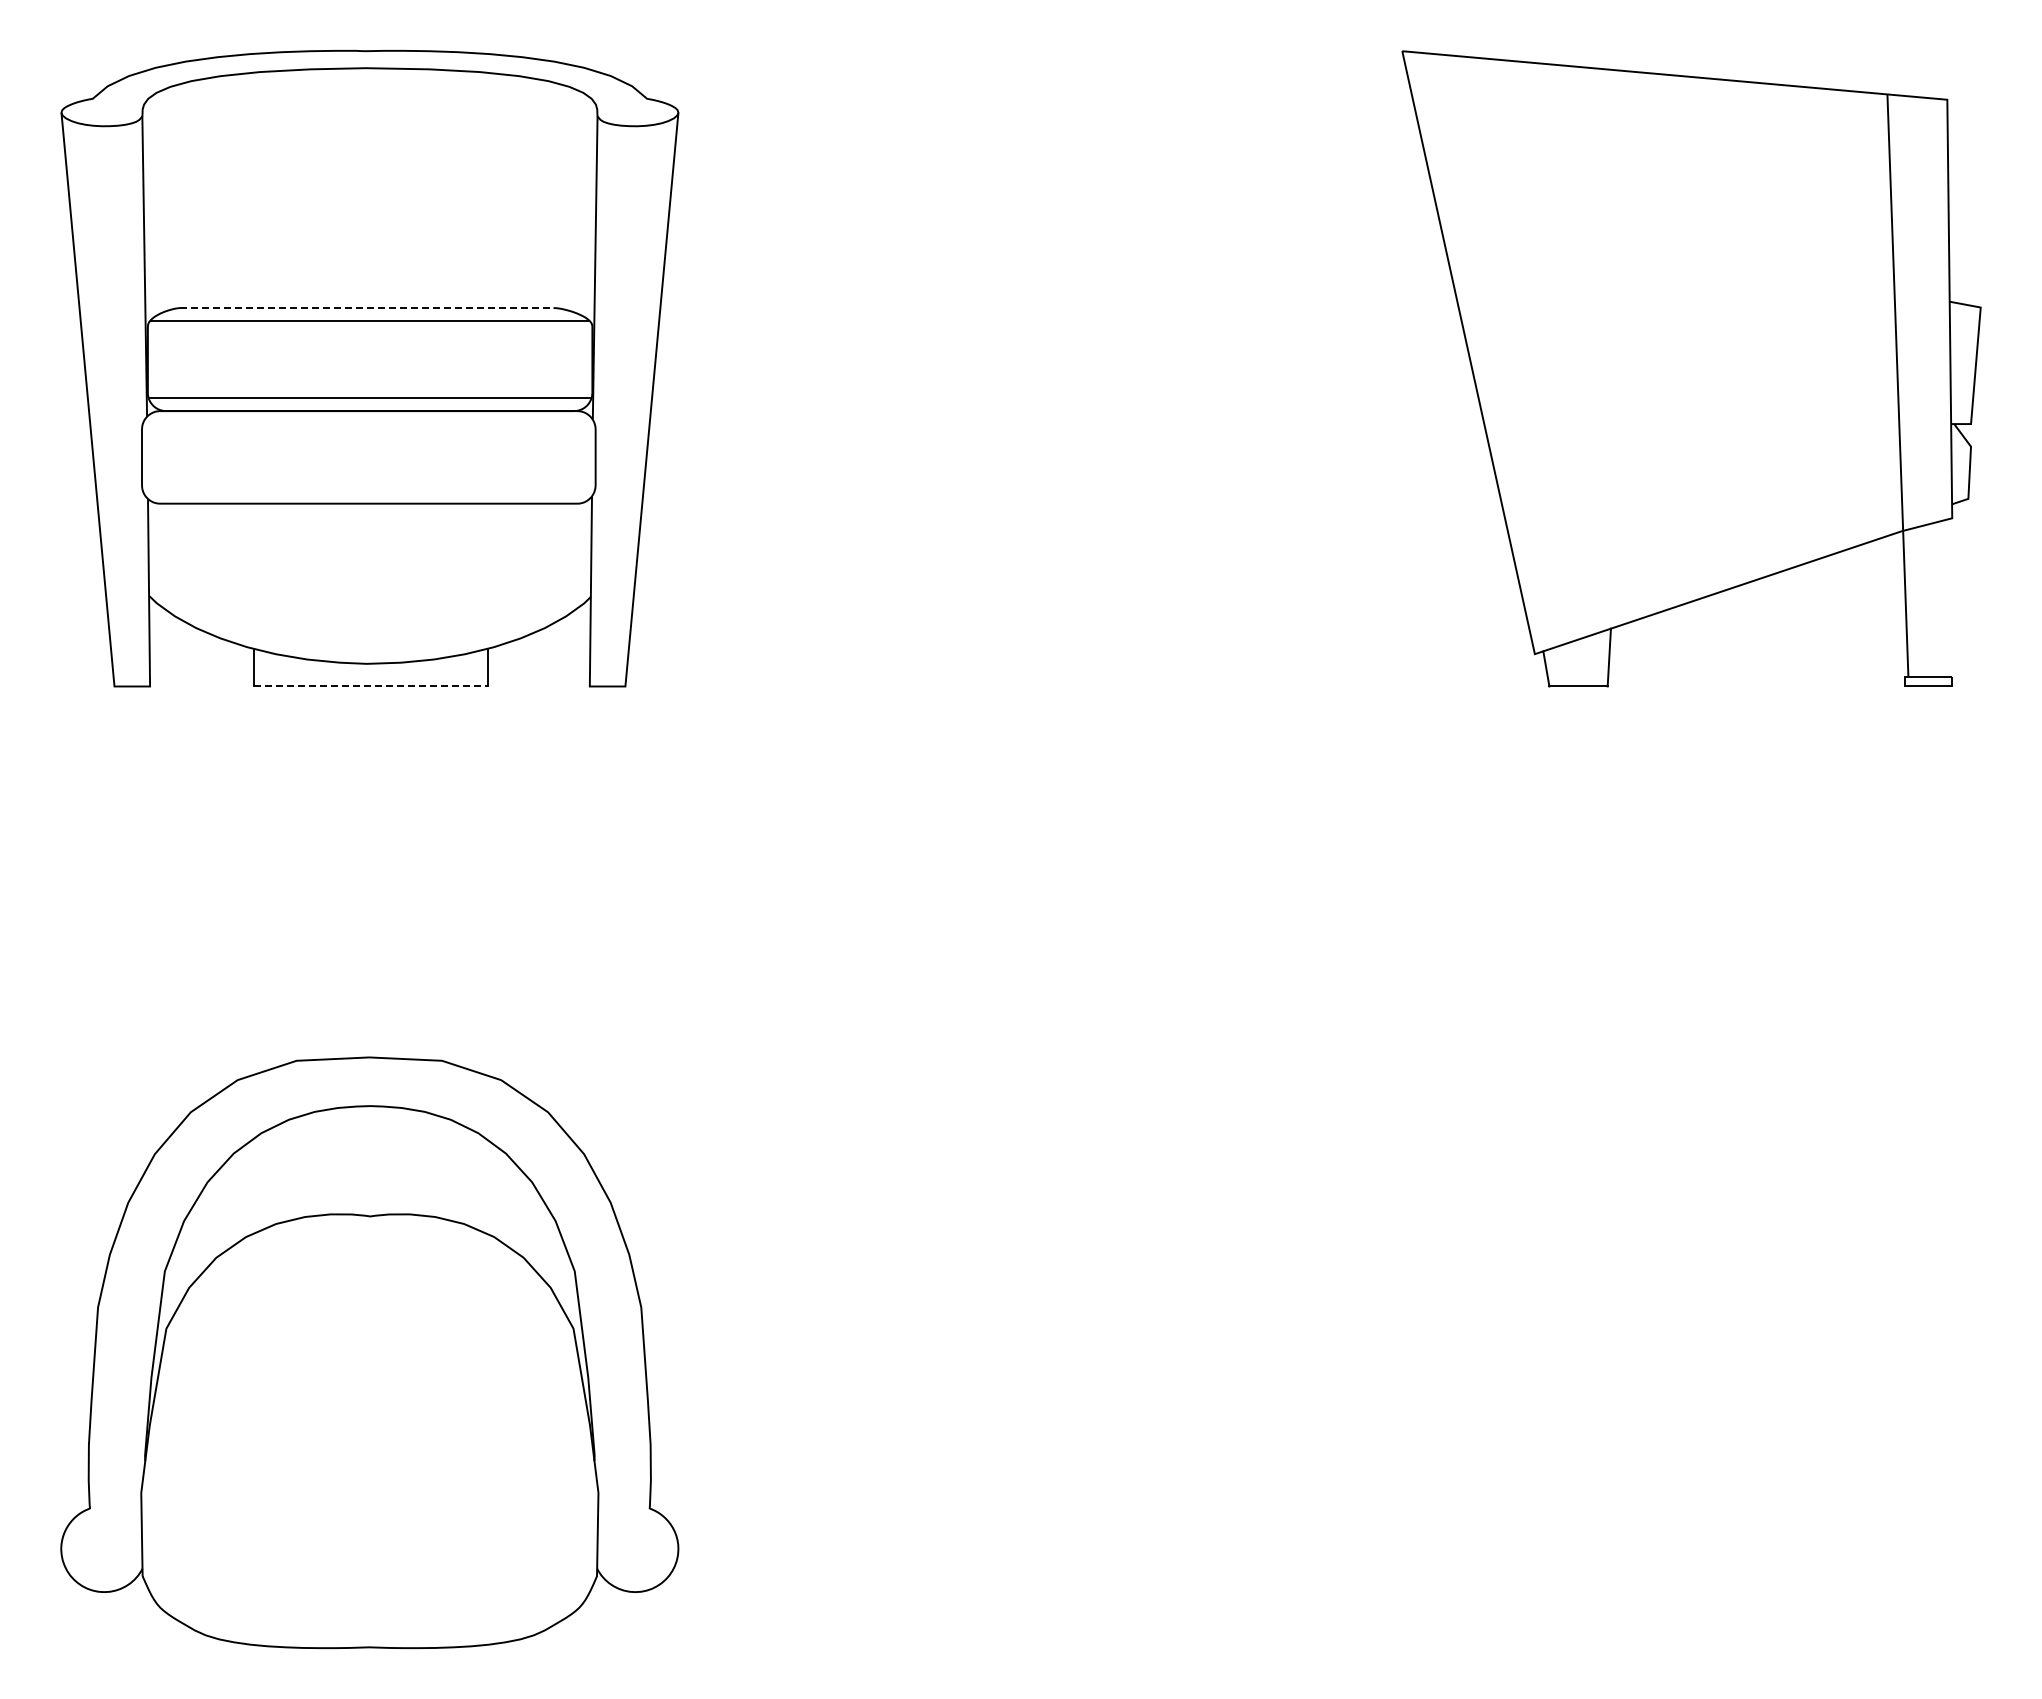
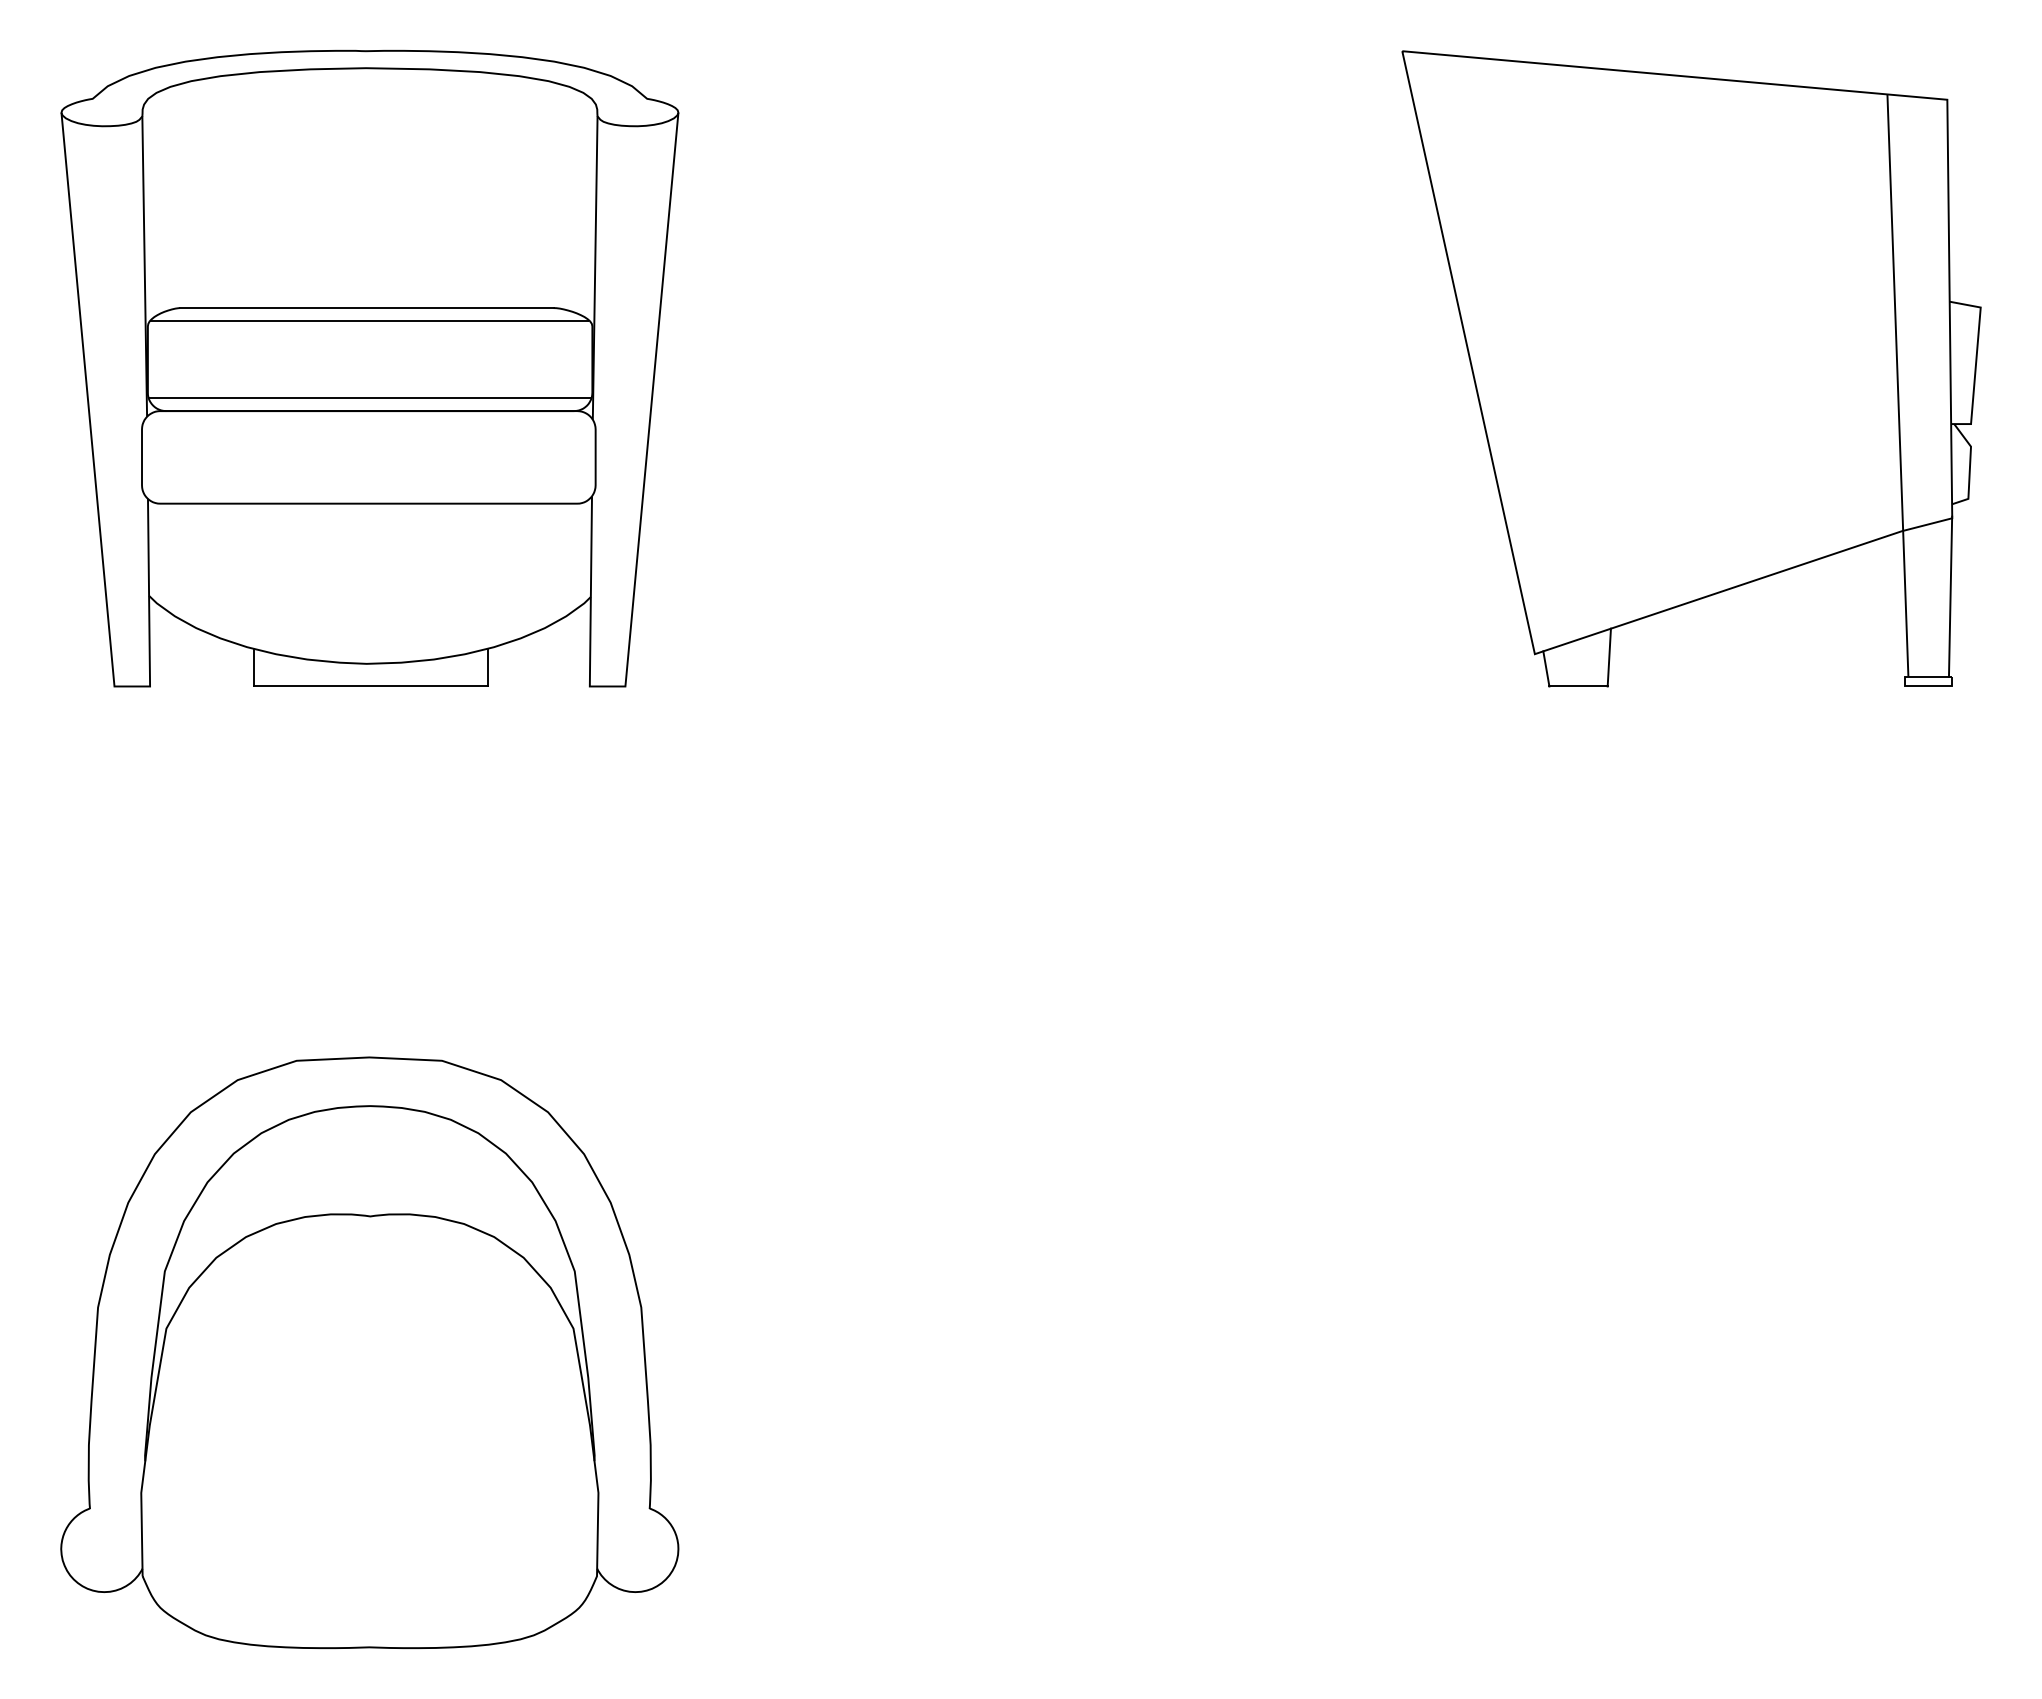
line: dashed -> solid (366, 308)
line: none -> present (1950, 596)
line: dashed -> solid (371, 686)
